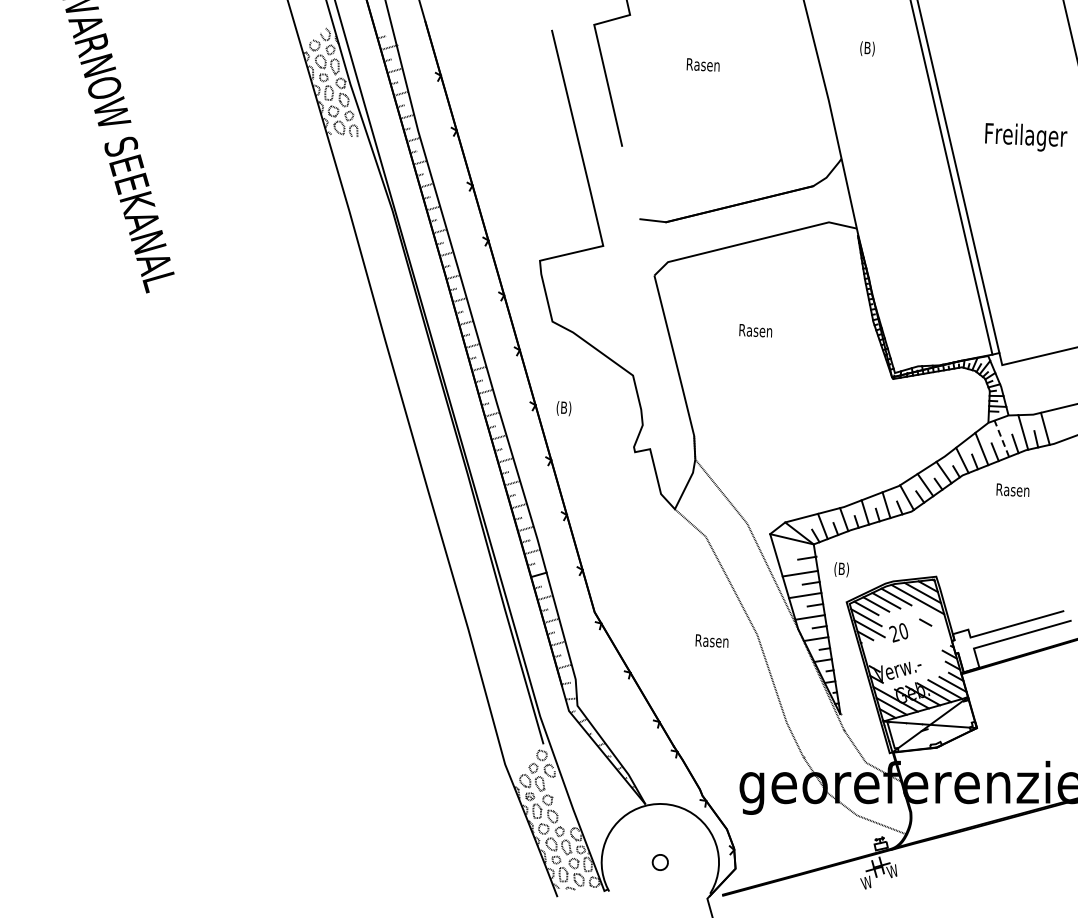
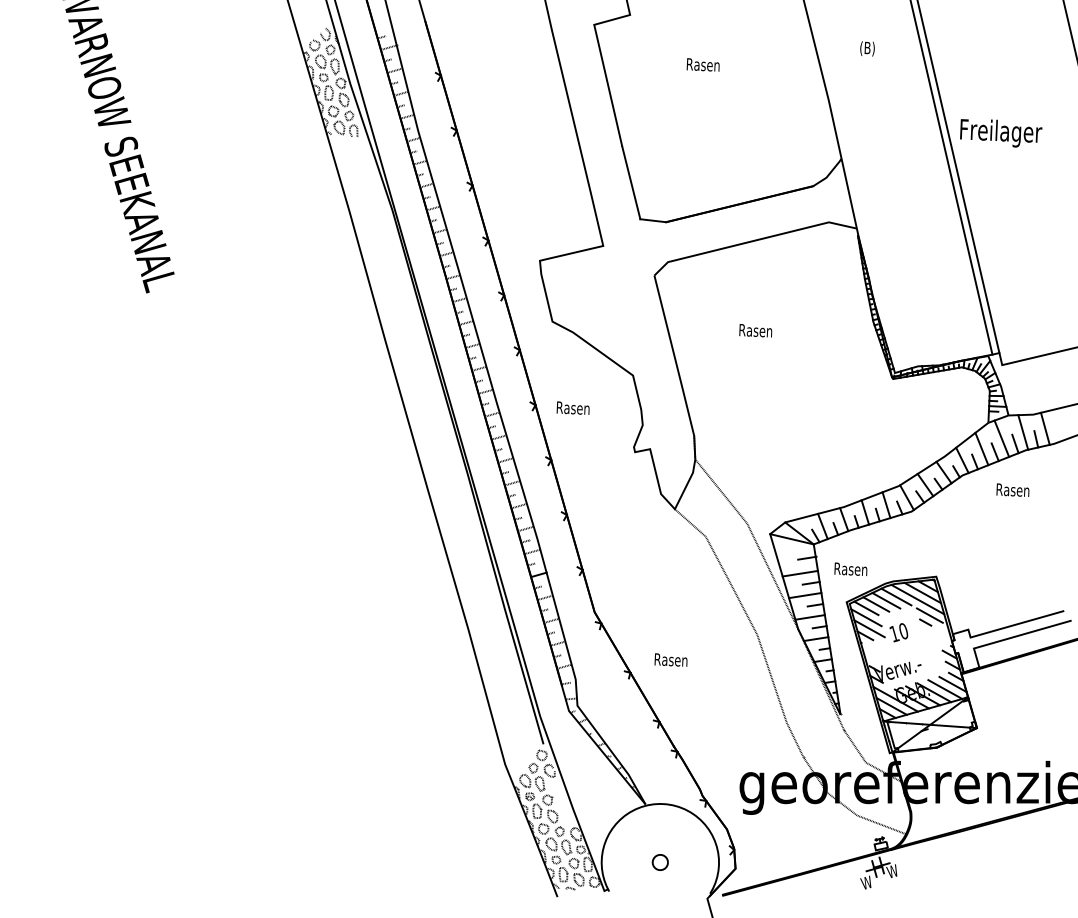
line: none -> present (548, 15)
text position: (1026, 137) -> (1001, 133) (1001, 133)
line: none -> present (631, 182)
text: (B) -> Rasen (572, 408)
line: dashed -> solid (1001, 438)
text: (B) -> Rasen (850, 569)
line: none -> present (929, 615)
text: 20 -> 10 (894, 633)
text position: (711, 640) -> (670, 659) (670, 659)
